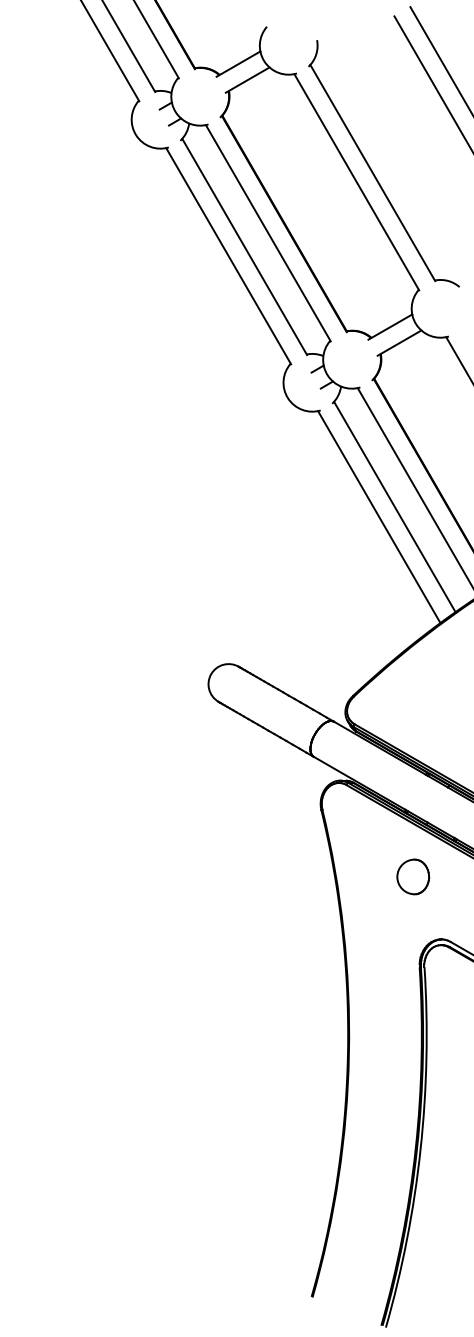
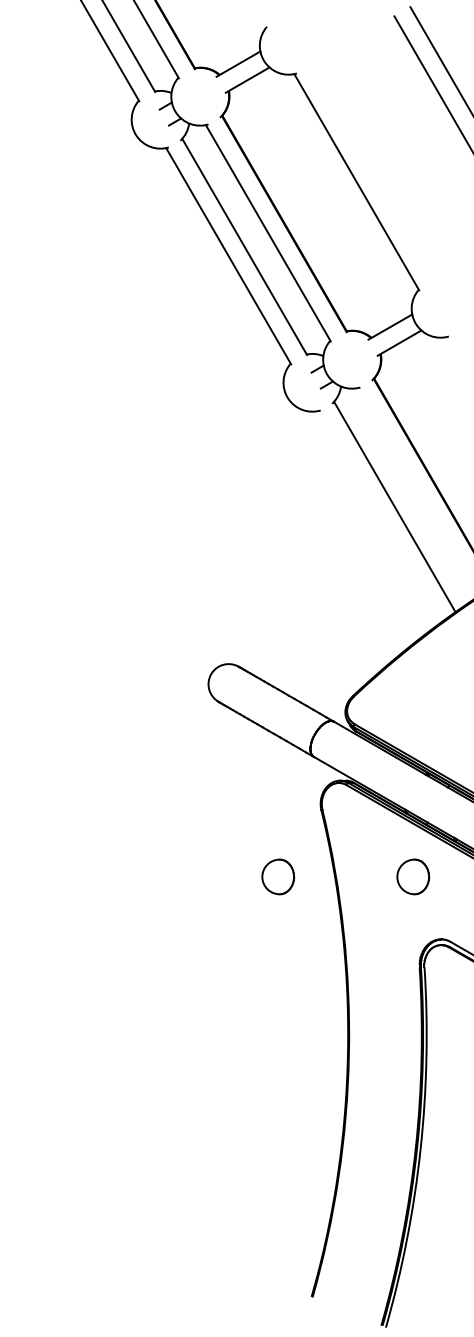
part: present -> none (371, 168)
line: present -> none (458, 358)
line: present -> none (413, 485)
line: present -> none (379, 517)
part: none -> present (278, 876)
